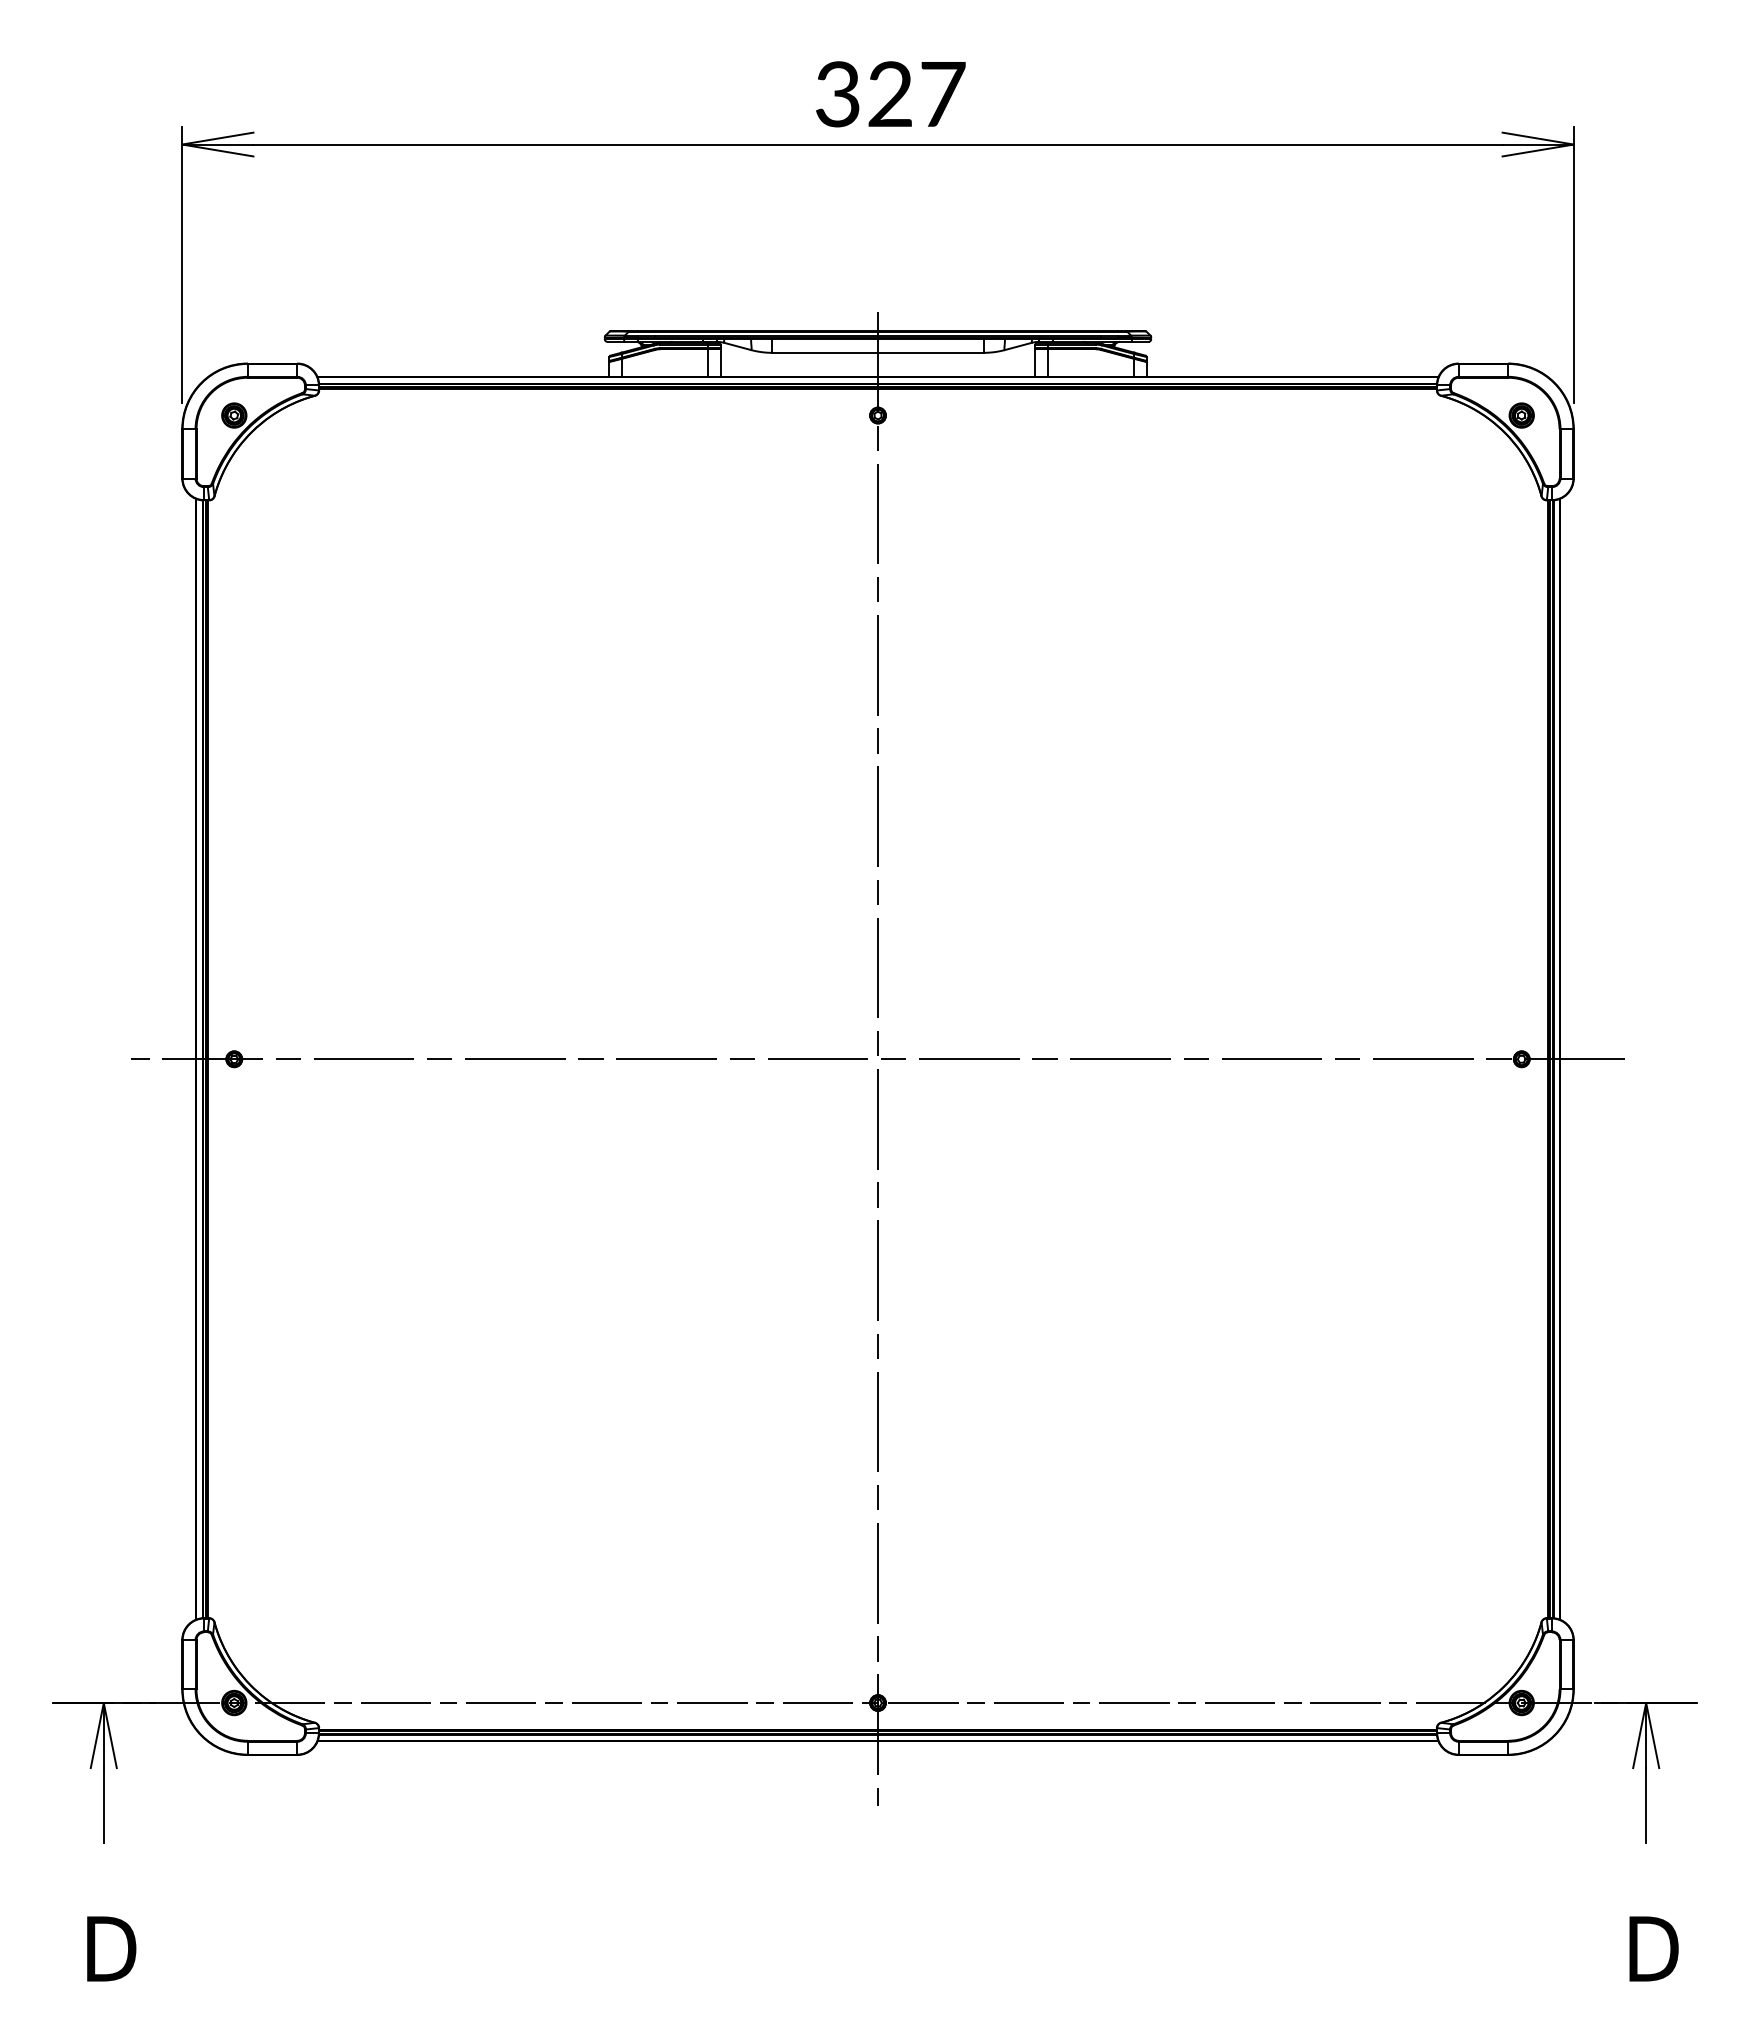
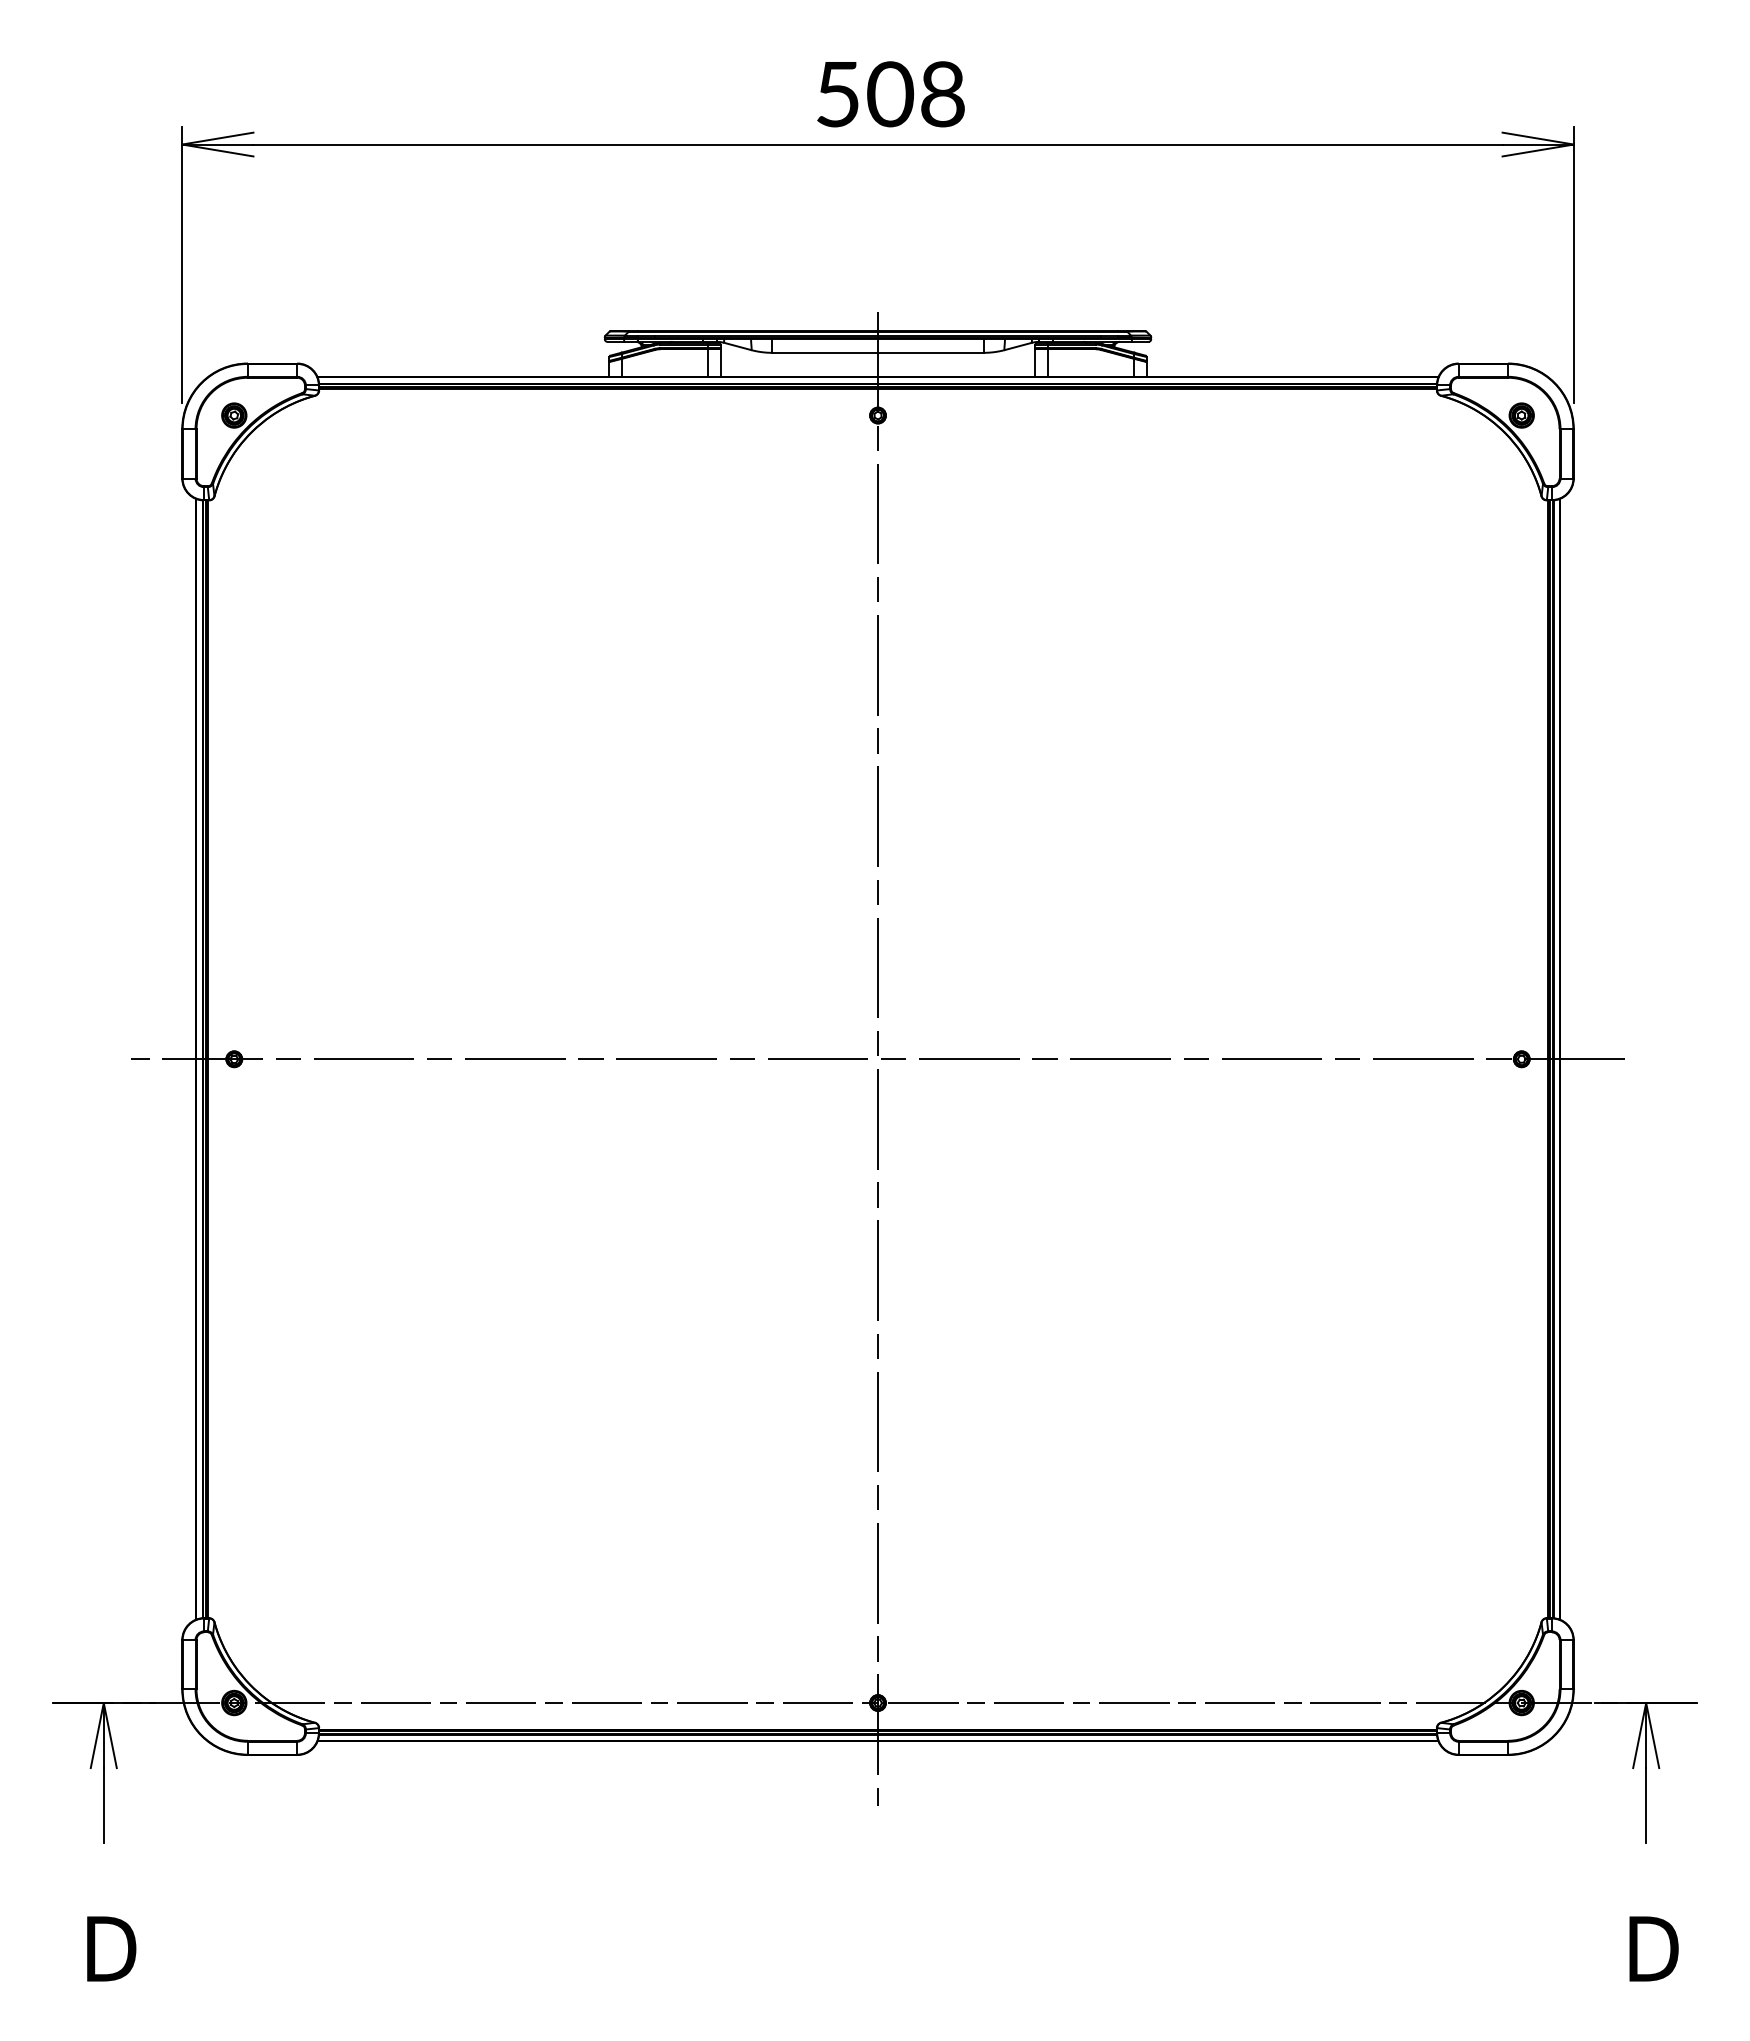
text: 327 -> 508 (890, 94)
